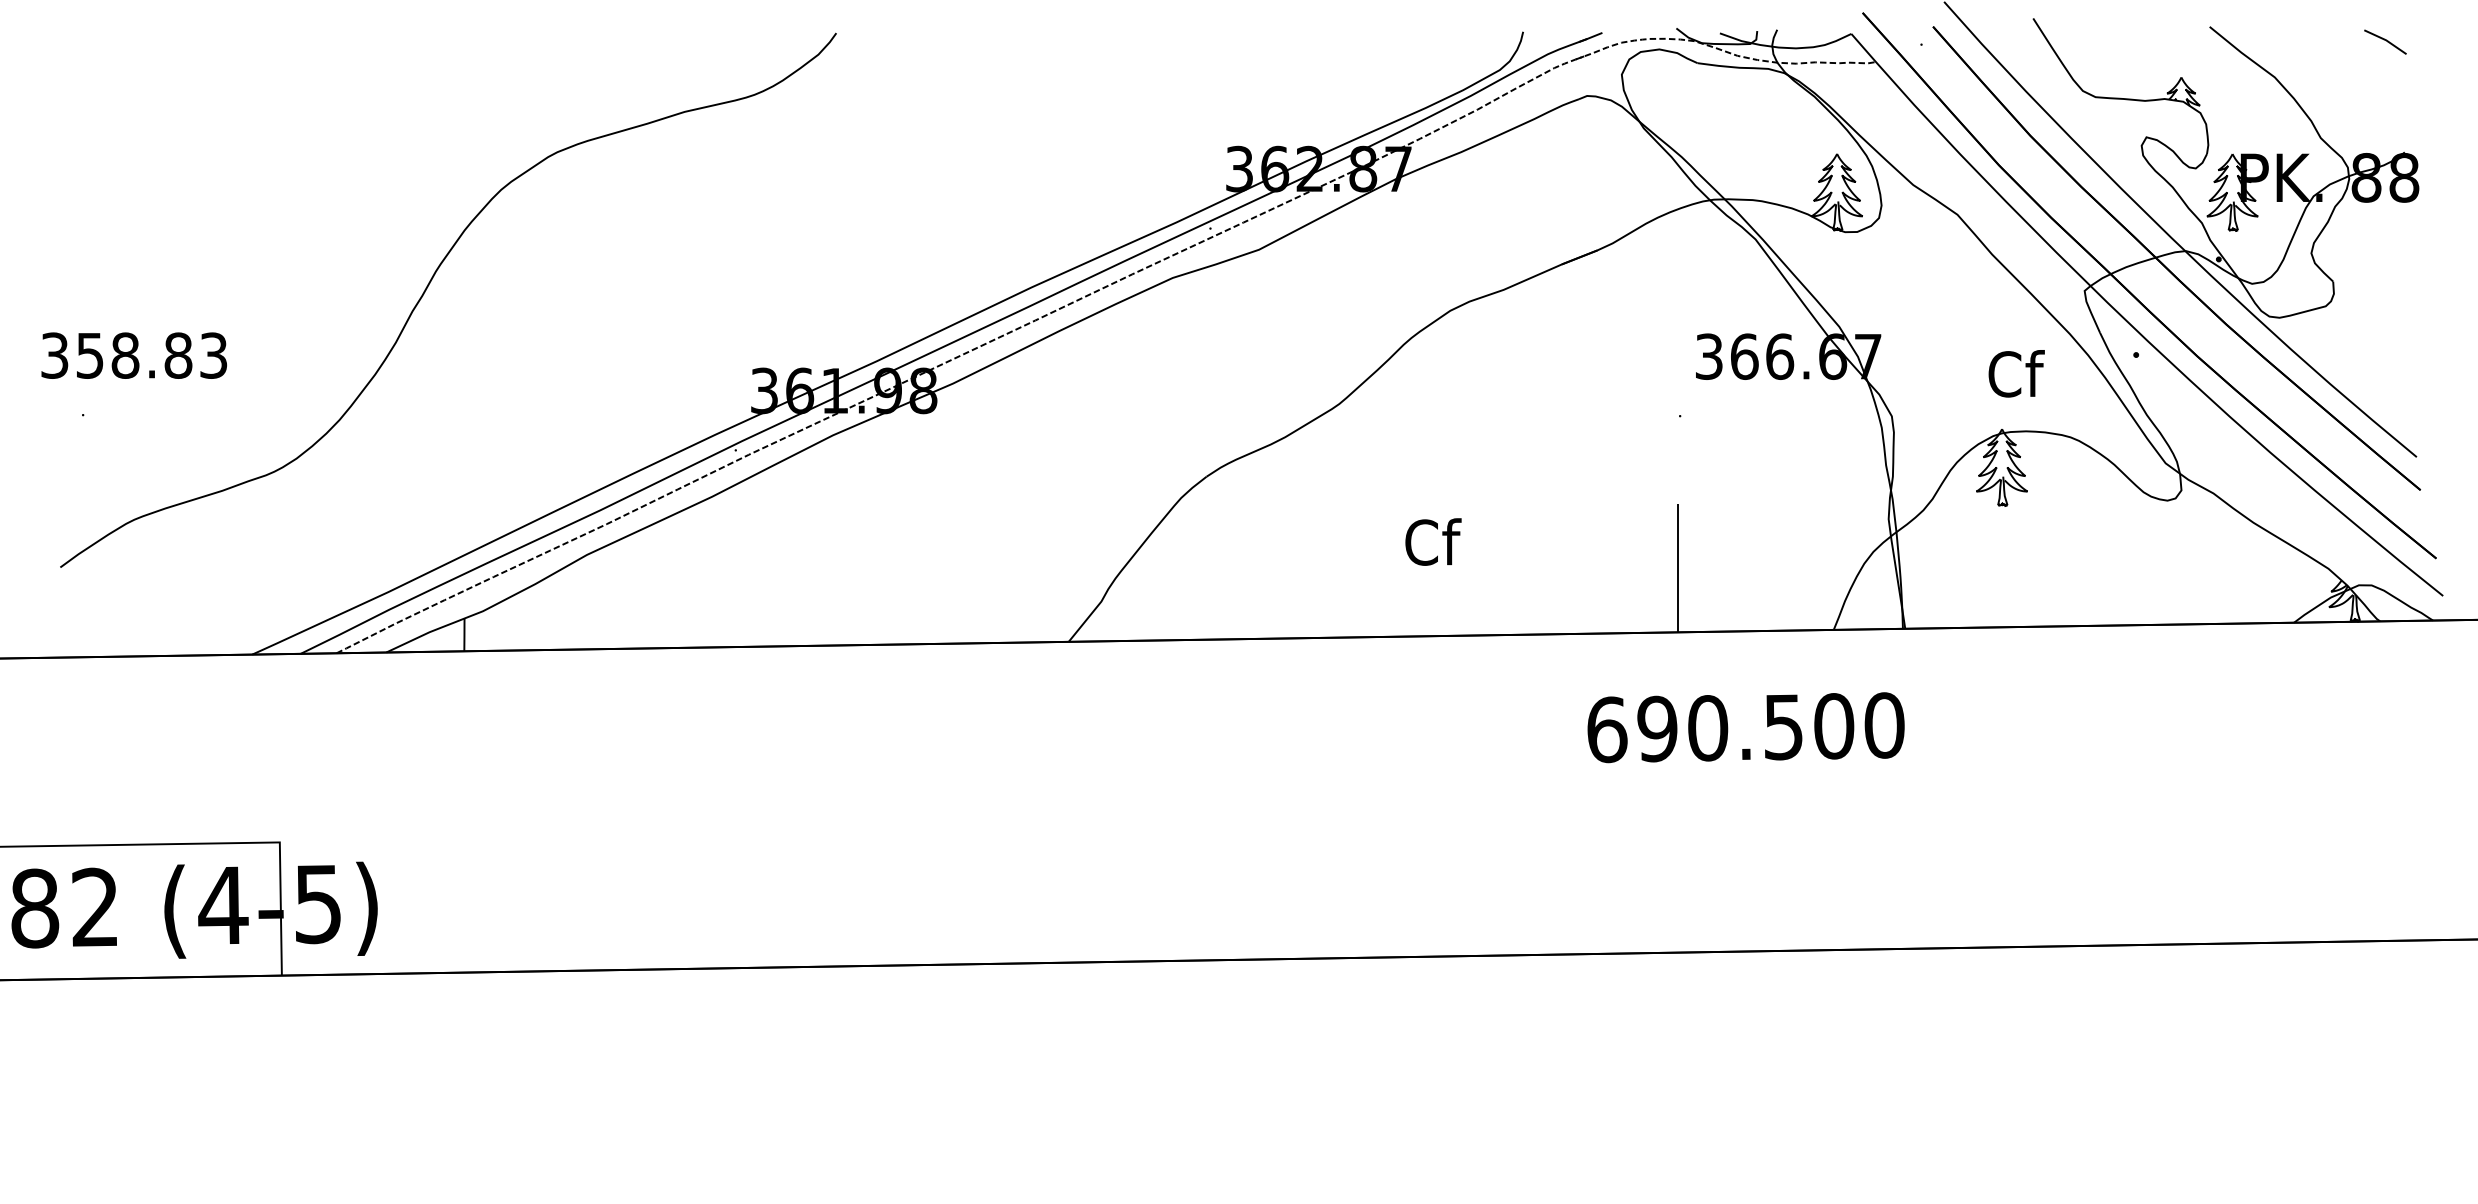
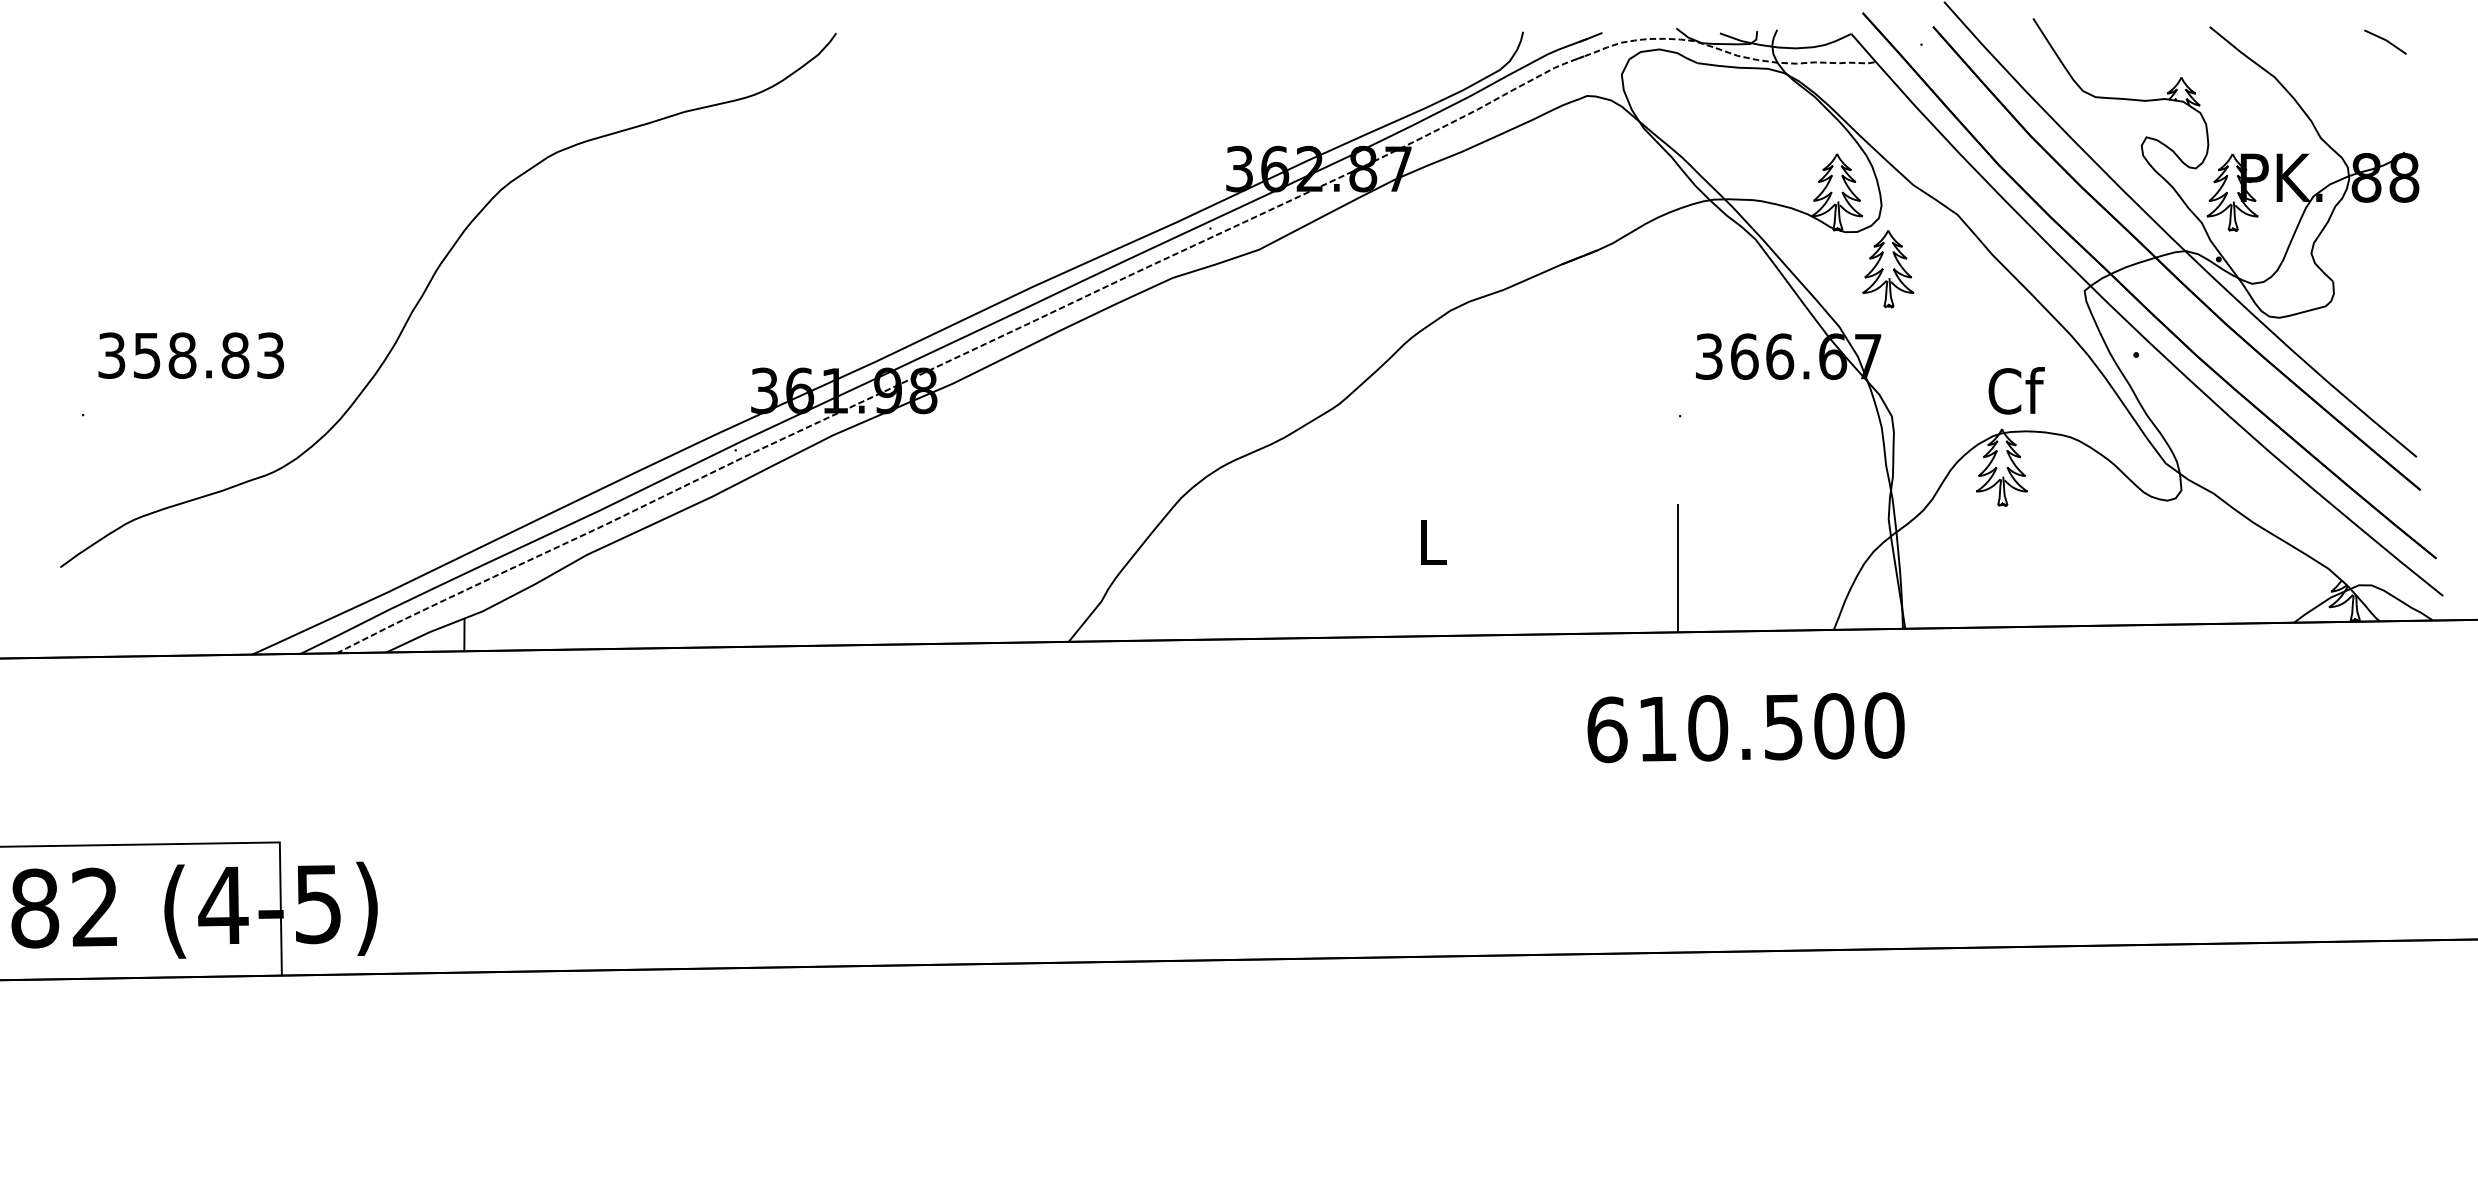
part: none -> present (1888, 269)
text position: (133, 355) -> (190, 355) (190, 355)
text position: (2016, 373) -> (2016, 390) (2016, 390)
text: Cf -> L (1433, 541)
text: 690.500 -> 610.500 (1657, 728)
